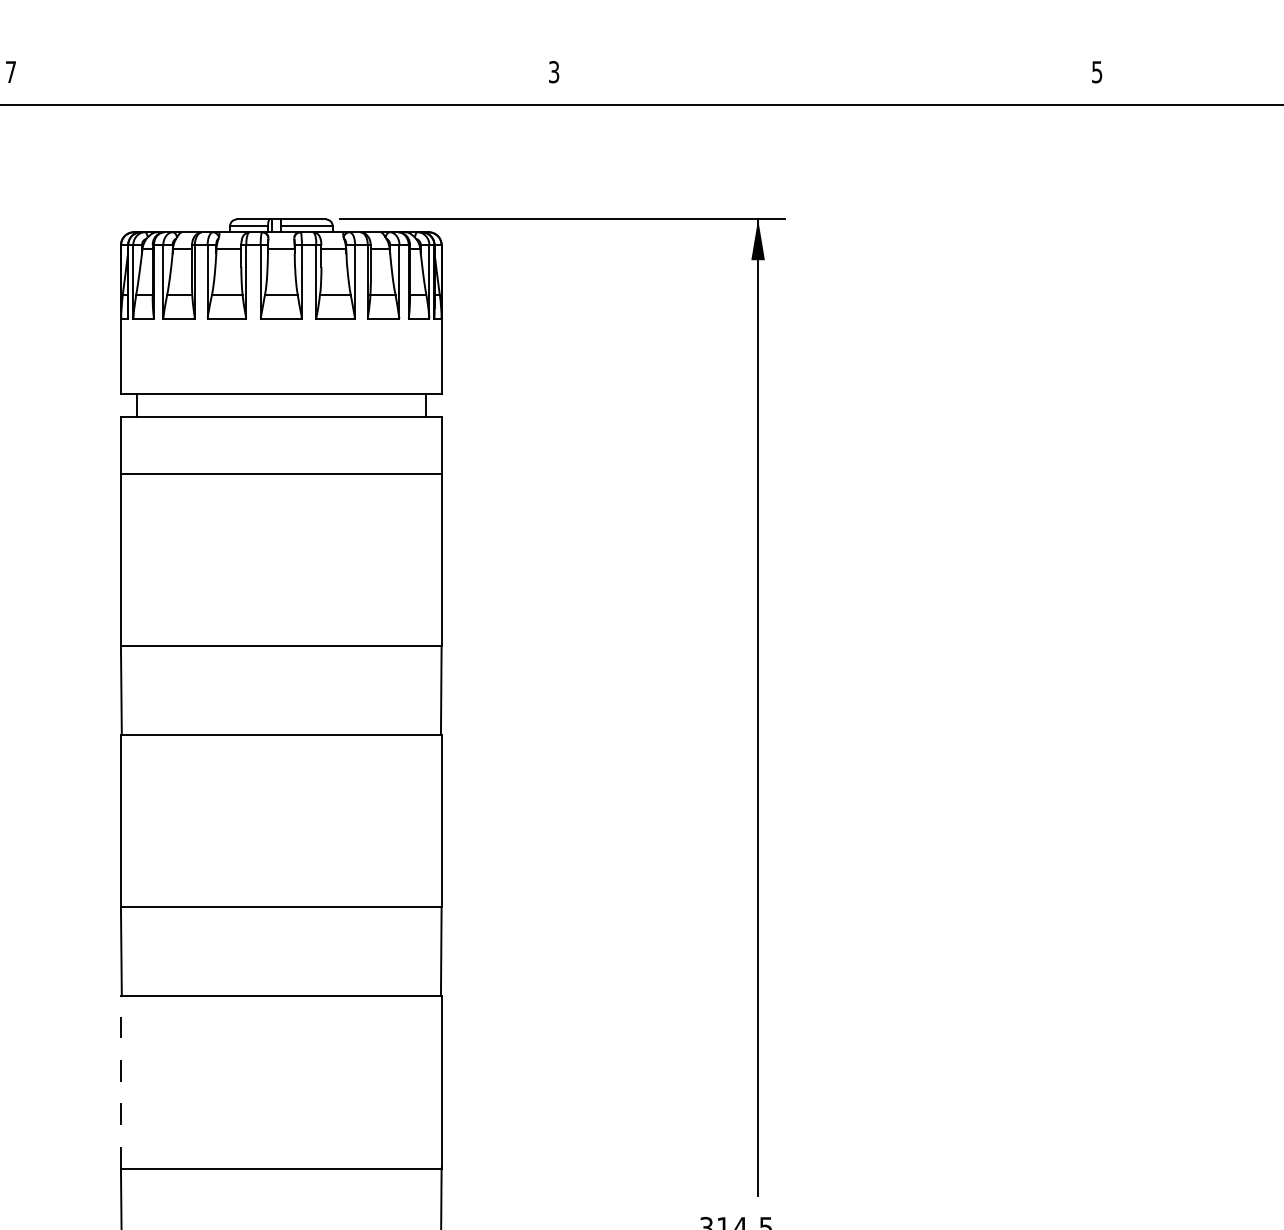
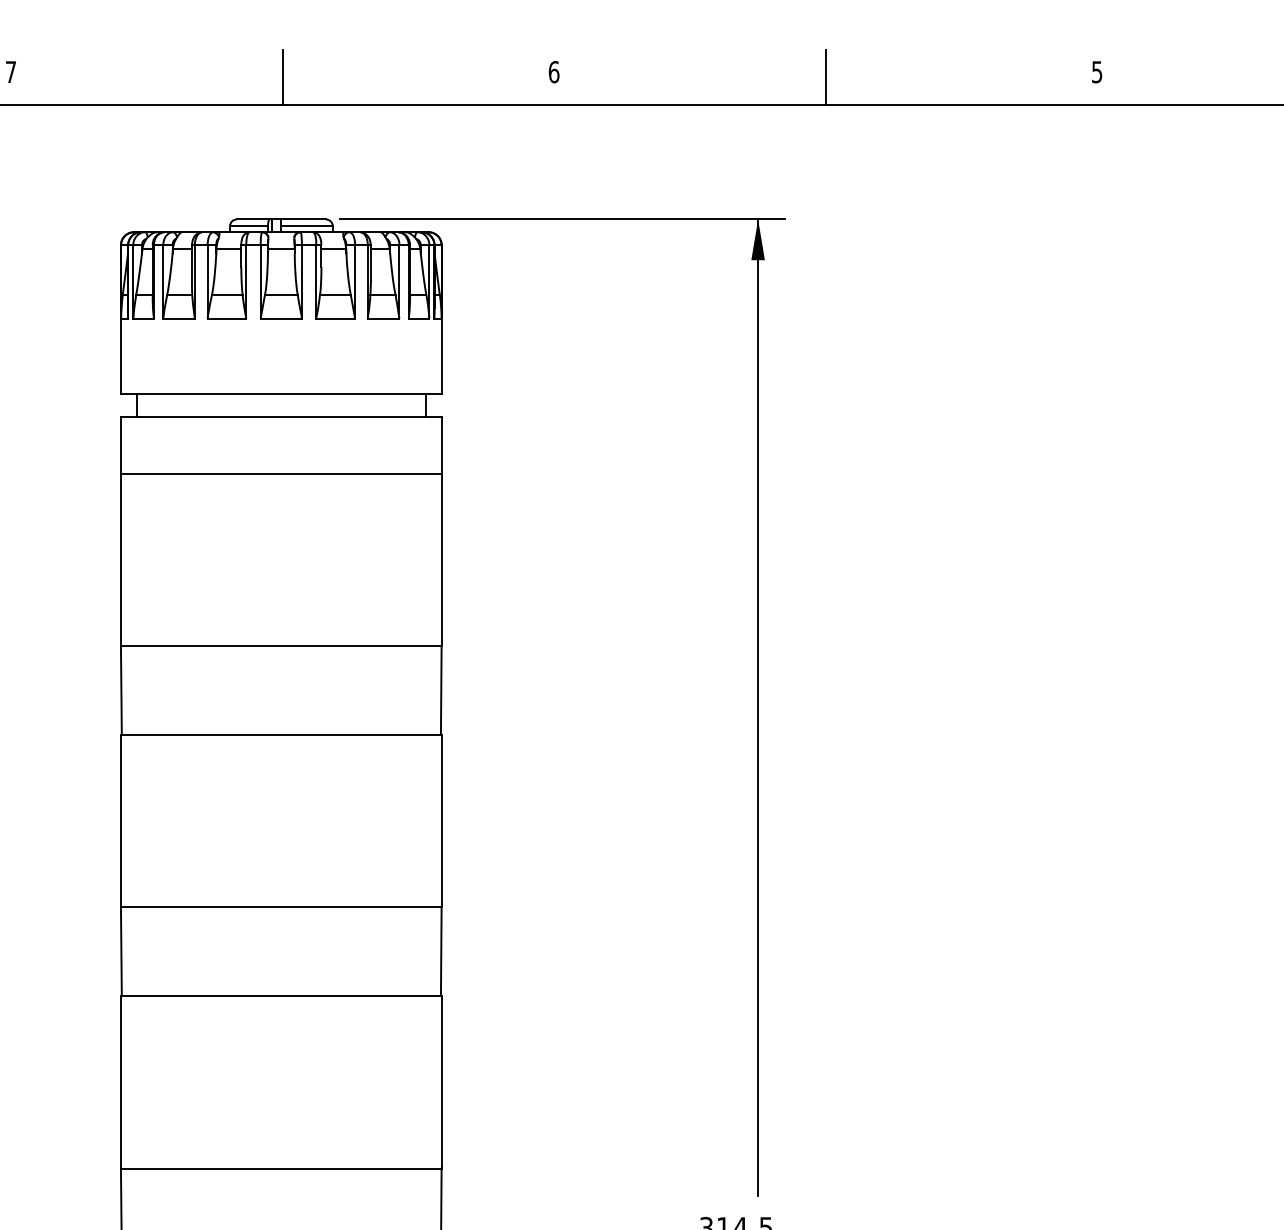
text: 3 -> 6 (553, 72)
line: none -> present (282, 77)
line: none -> present (825, 77)
line: dashed -> solid (120, 1081)
